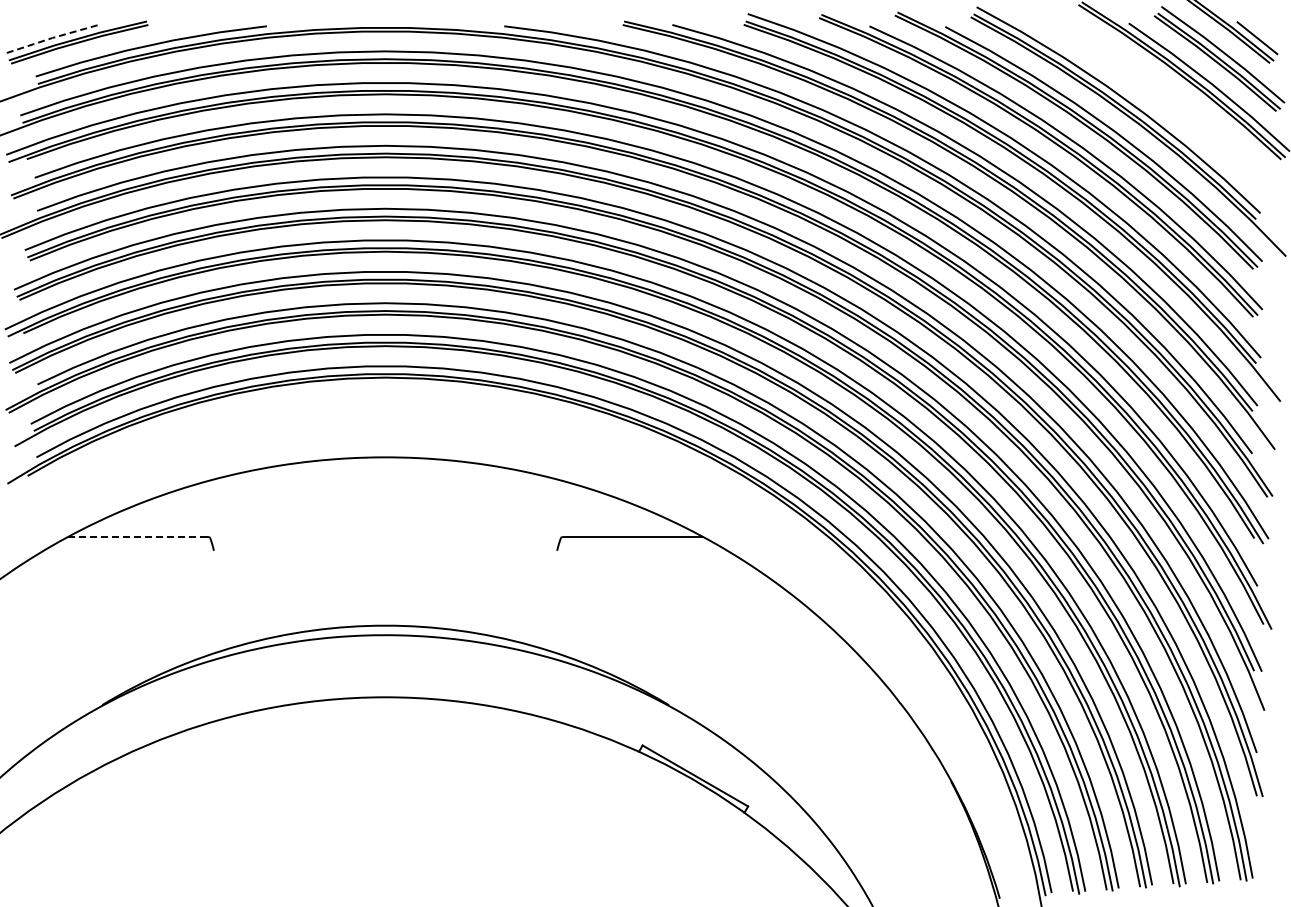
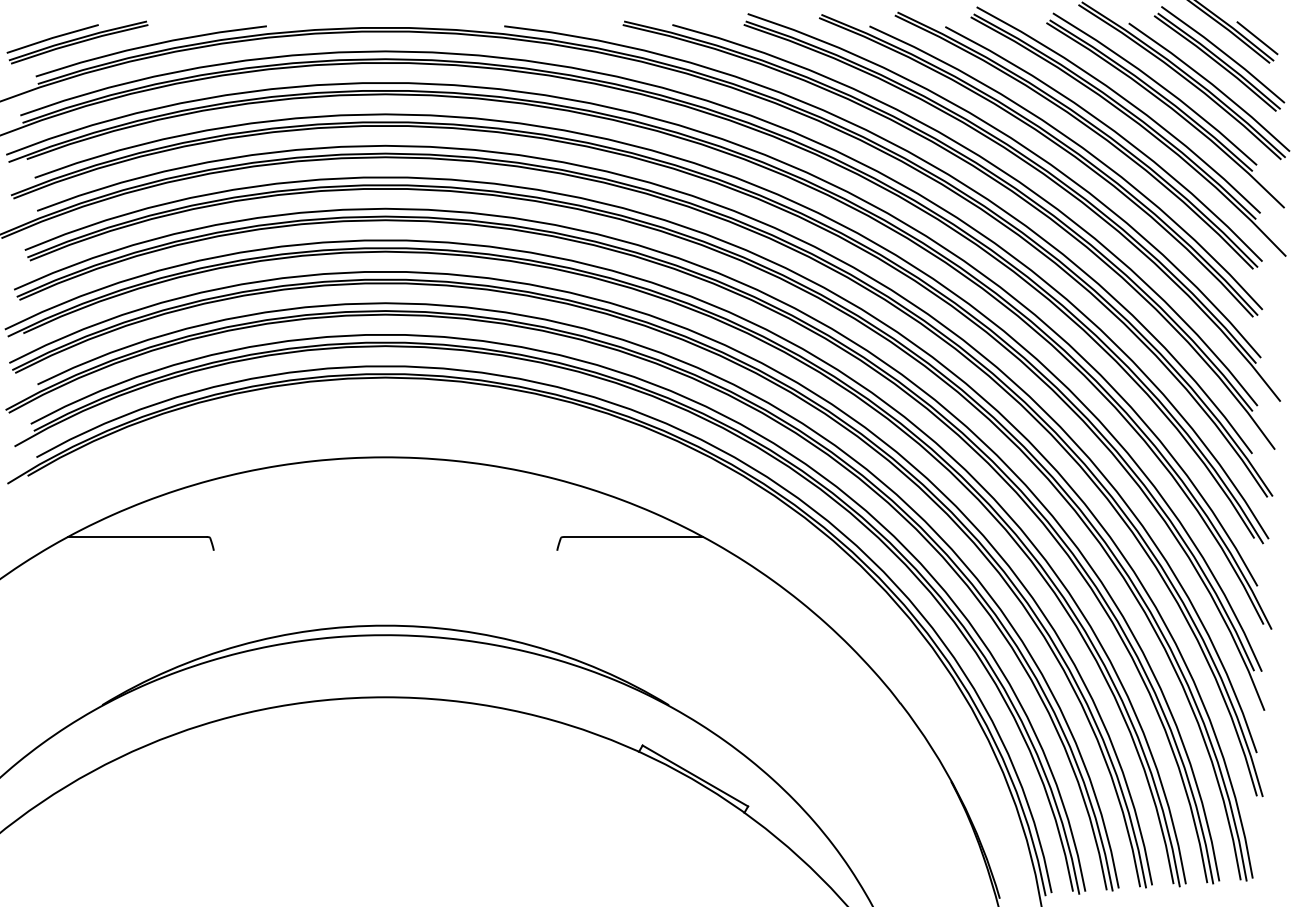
line: dashed -> solid (52, 38)
part: none -> present (1165, 110)
line: dashed -> solid (136, 537)
